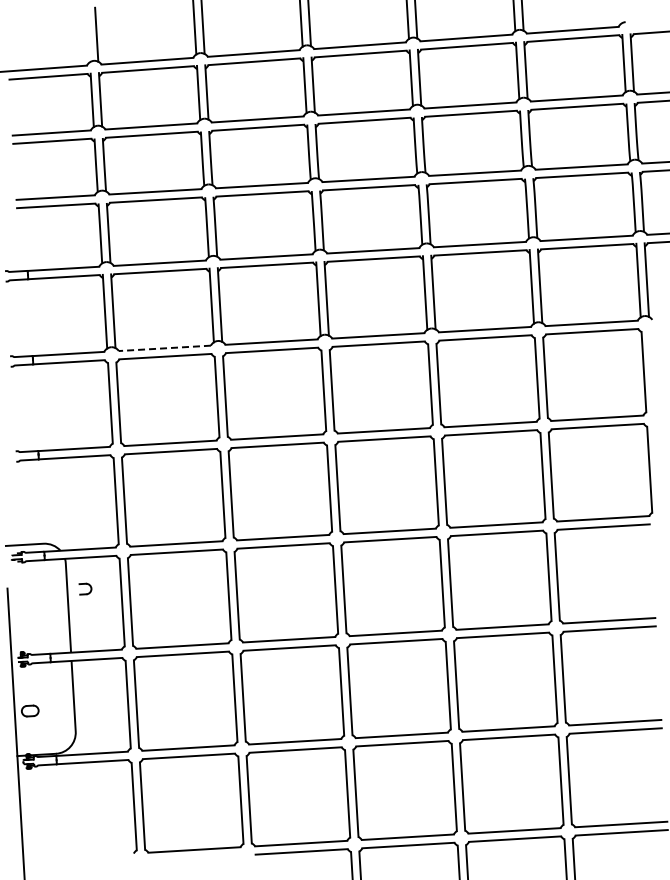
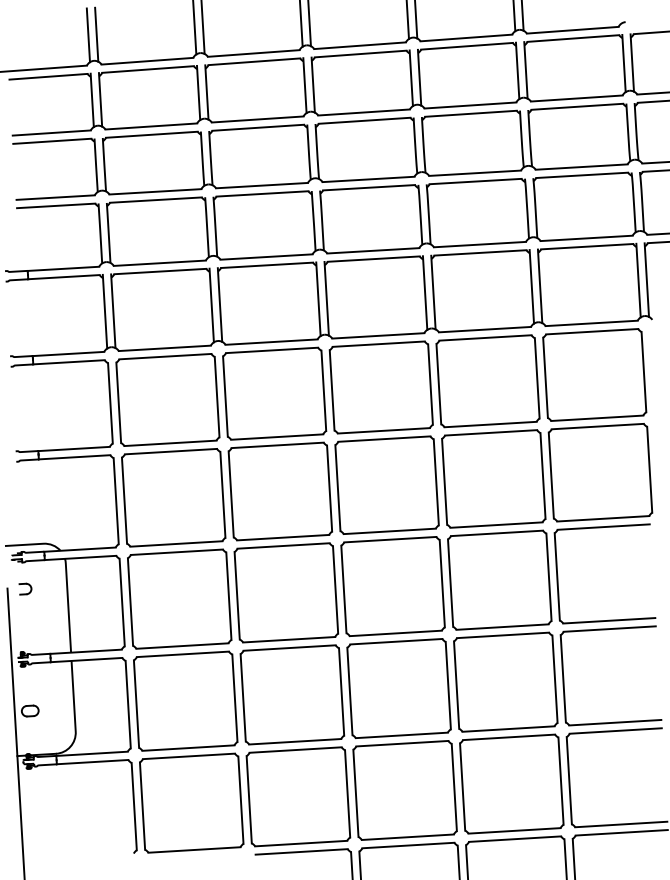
line: none -> present (88, 35)
line: dashed -> solid (164, 348)
part position: (85, 588) -> (25, 588) (25, 588)
